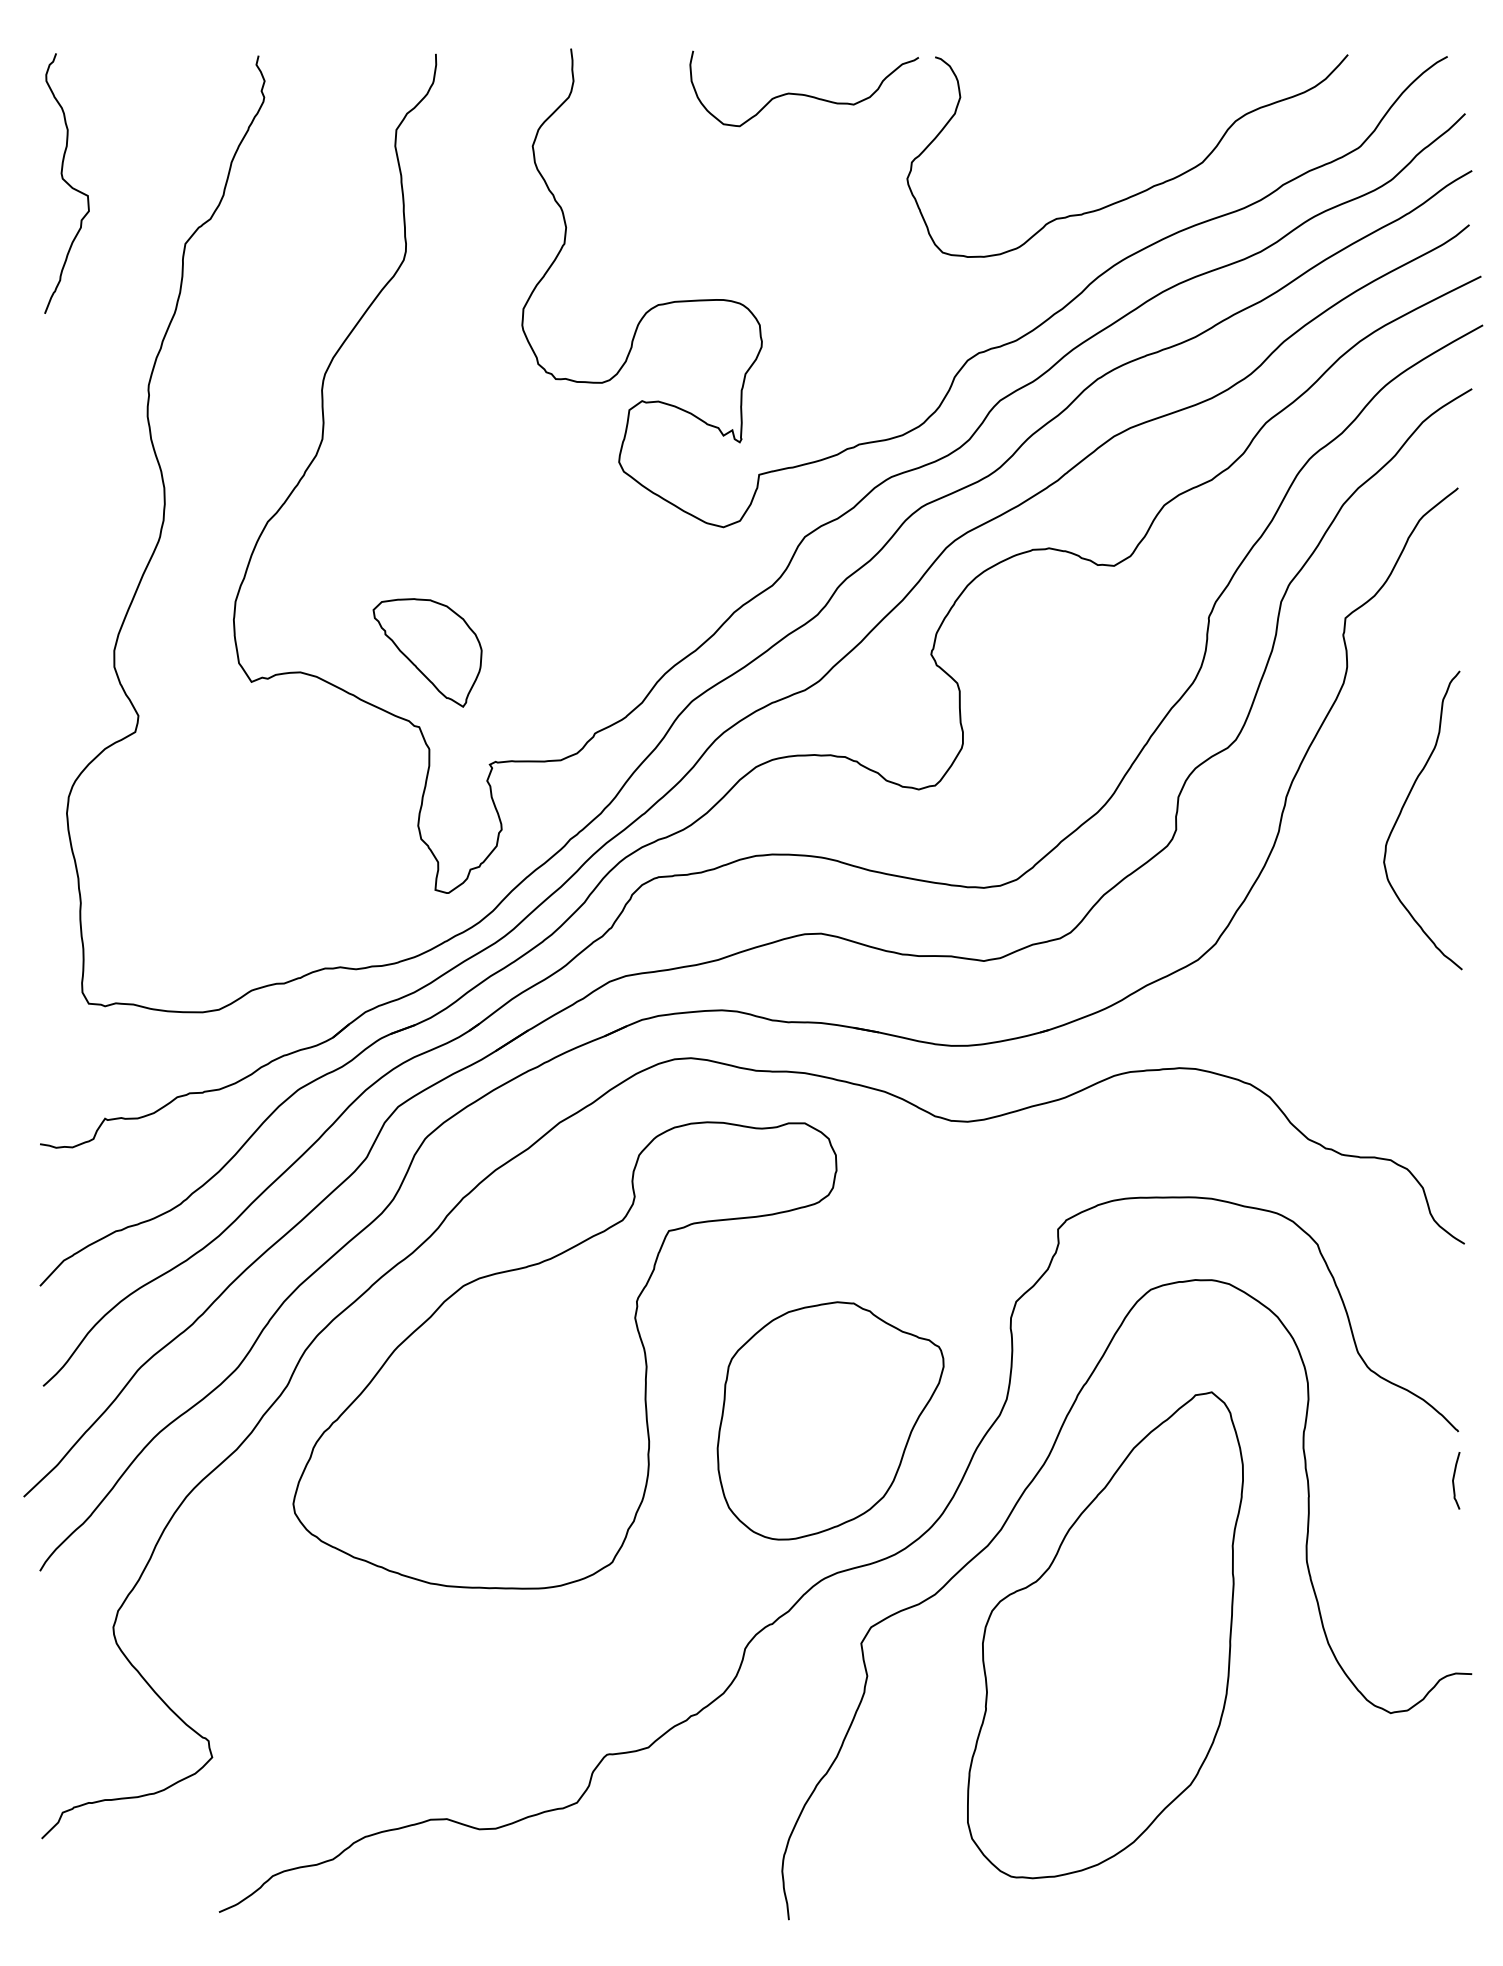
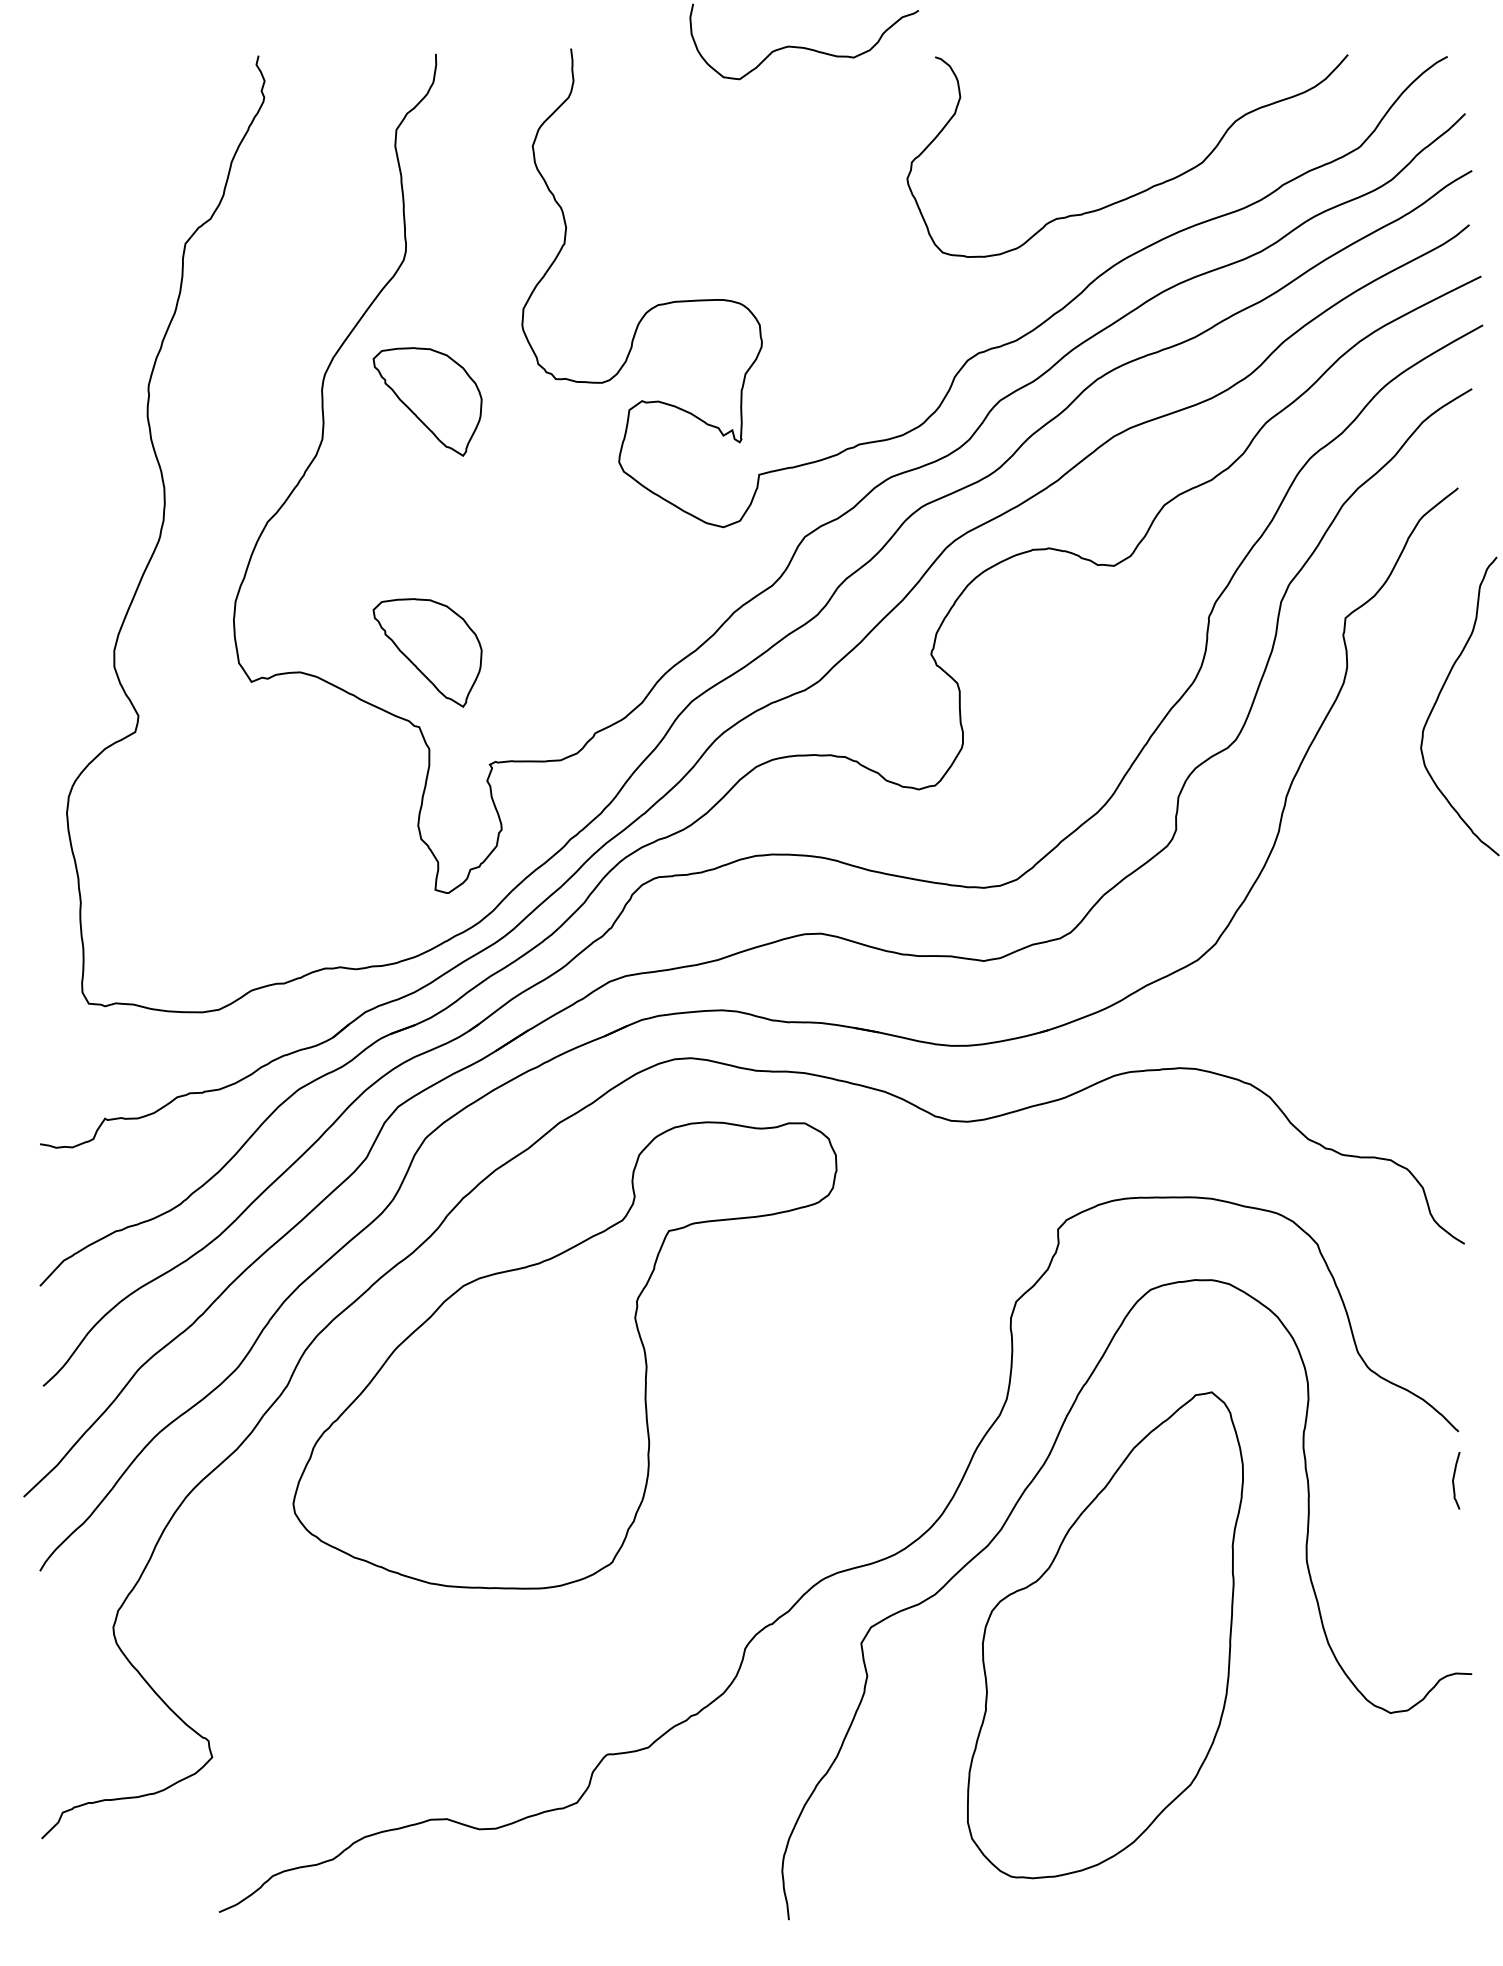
curve position: (802, 93) -> (802, 46) (802, 46)
curve: present -> none (66, 183)
part: none -> present (427, 401)
curve position: (1401, 813) -> (1438, 699) (1438, 699)
part: present -> none (830, 1420)
